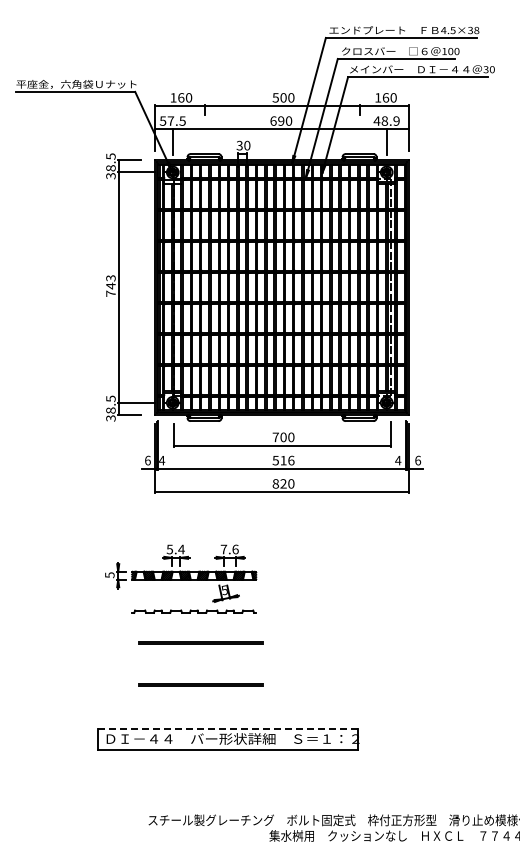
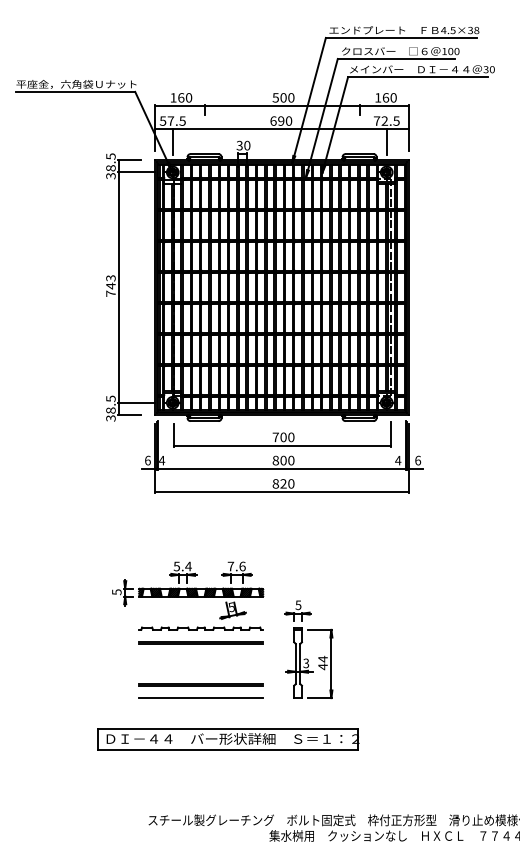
text: 48.9 -> 72.5 (386, 120)
text: 516 -> 800 (283, 460)
part position: (181, 578) -> (188, 595) (188, 595)
part: none -> present (300, 649)
line: none -> present (201, 698)
line: dashed -> solid (228, 729)
